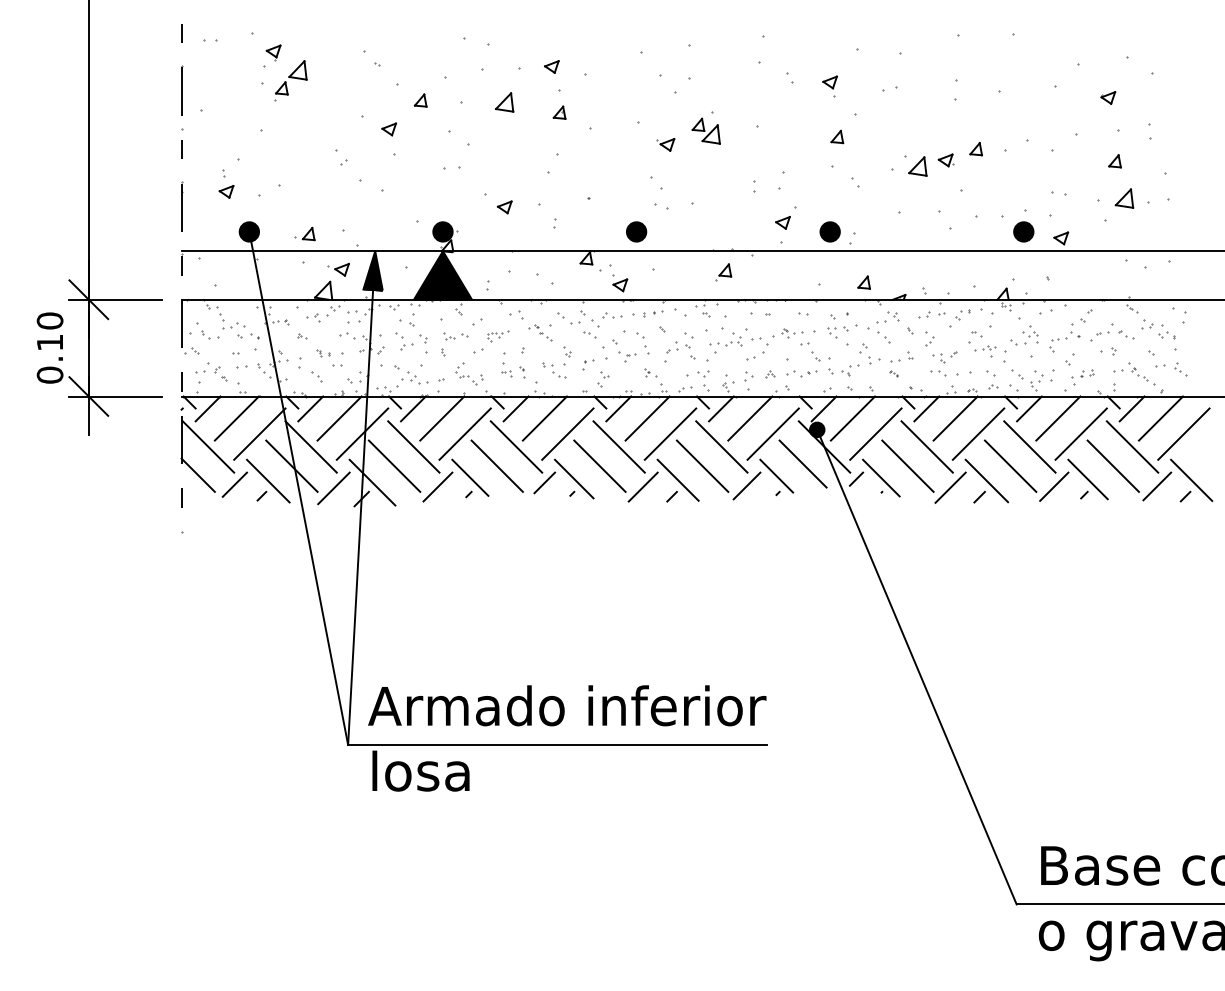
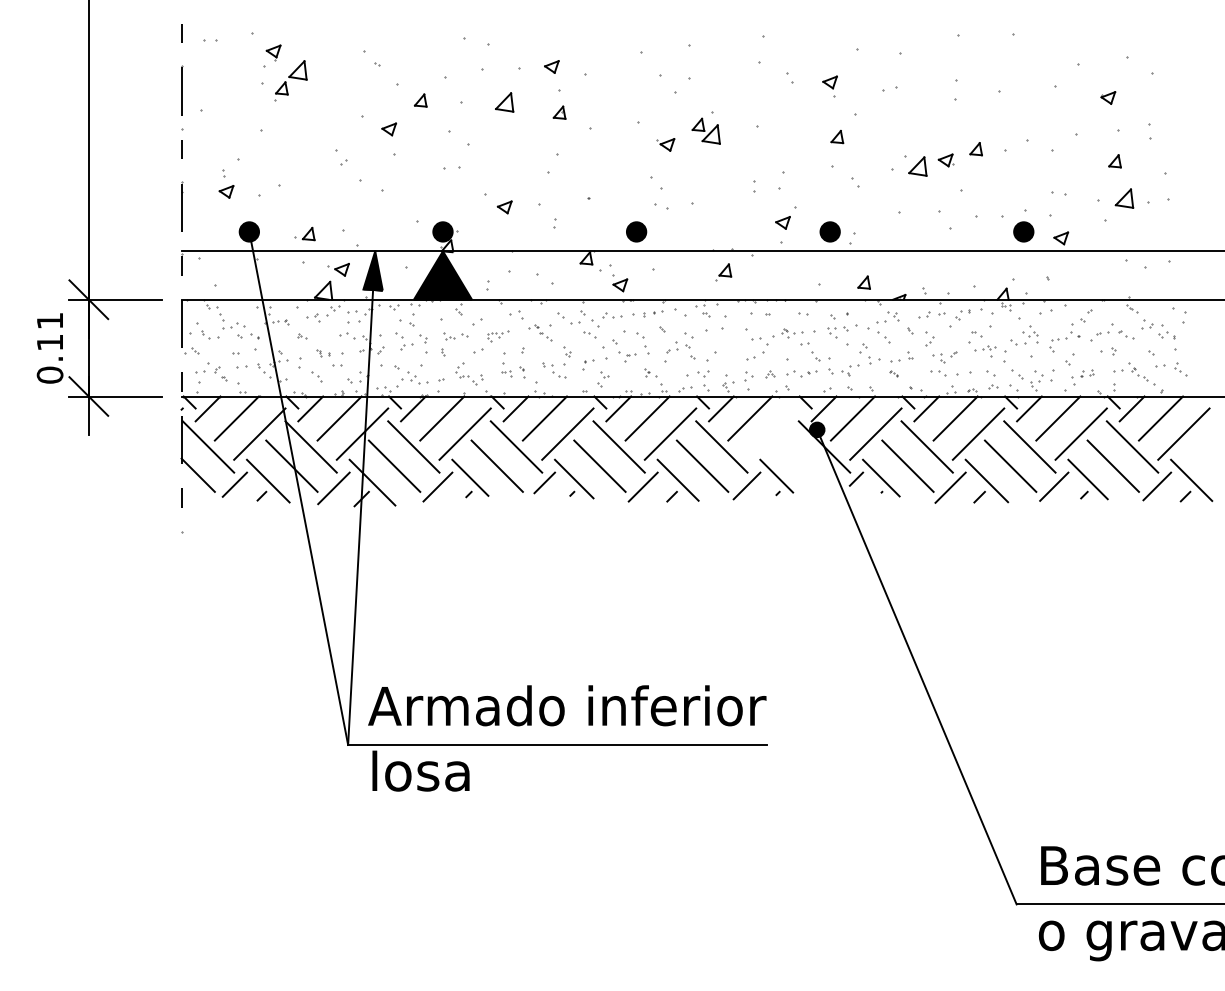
text: 0.10 -> 0.11 (49, 320)
part: present -> none (725, 339)
line: present -> none (772, 433)
line: present -> none (802, 463)
